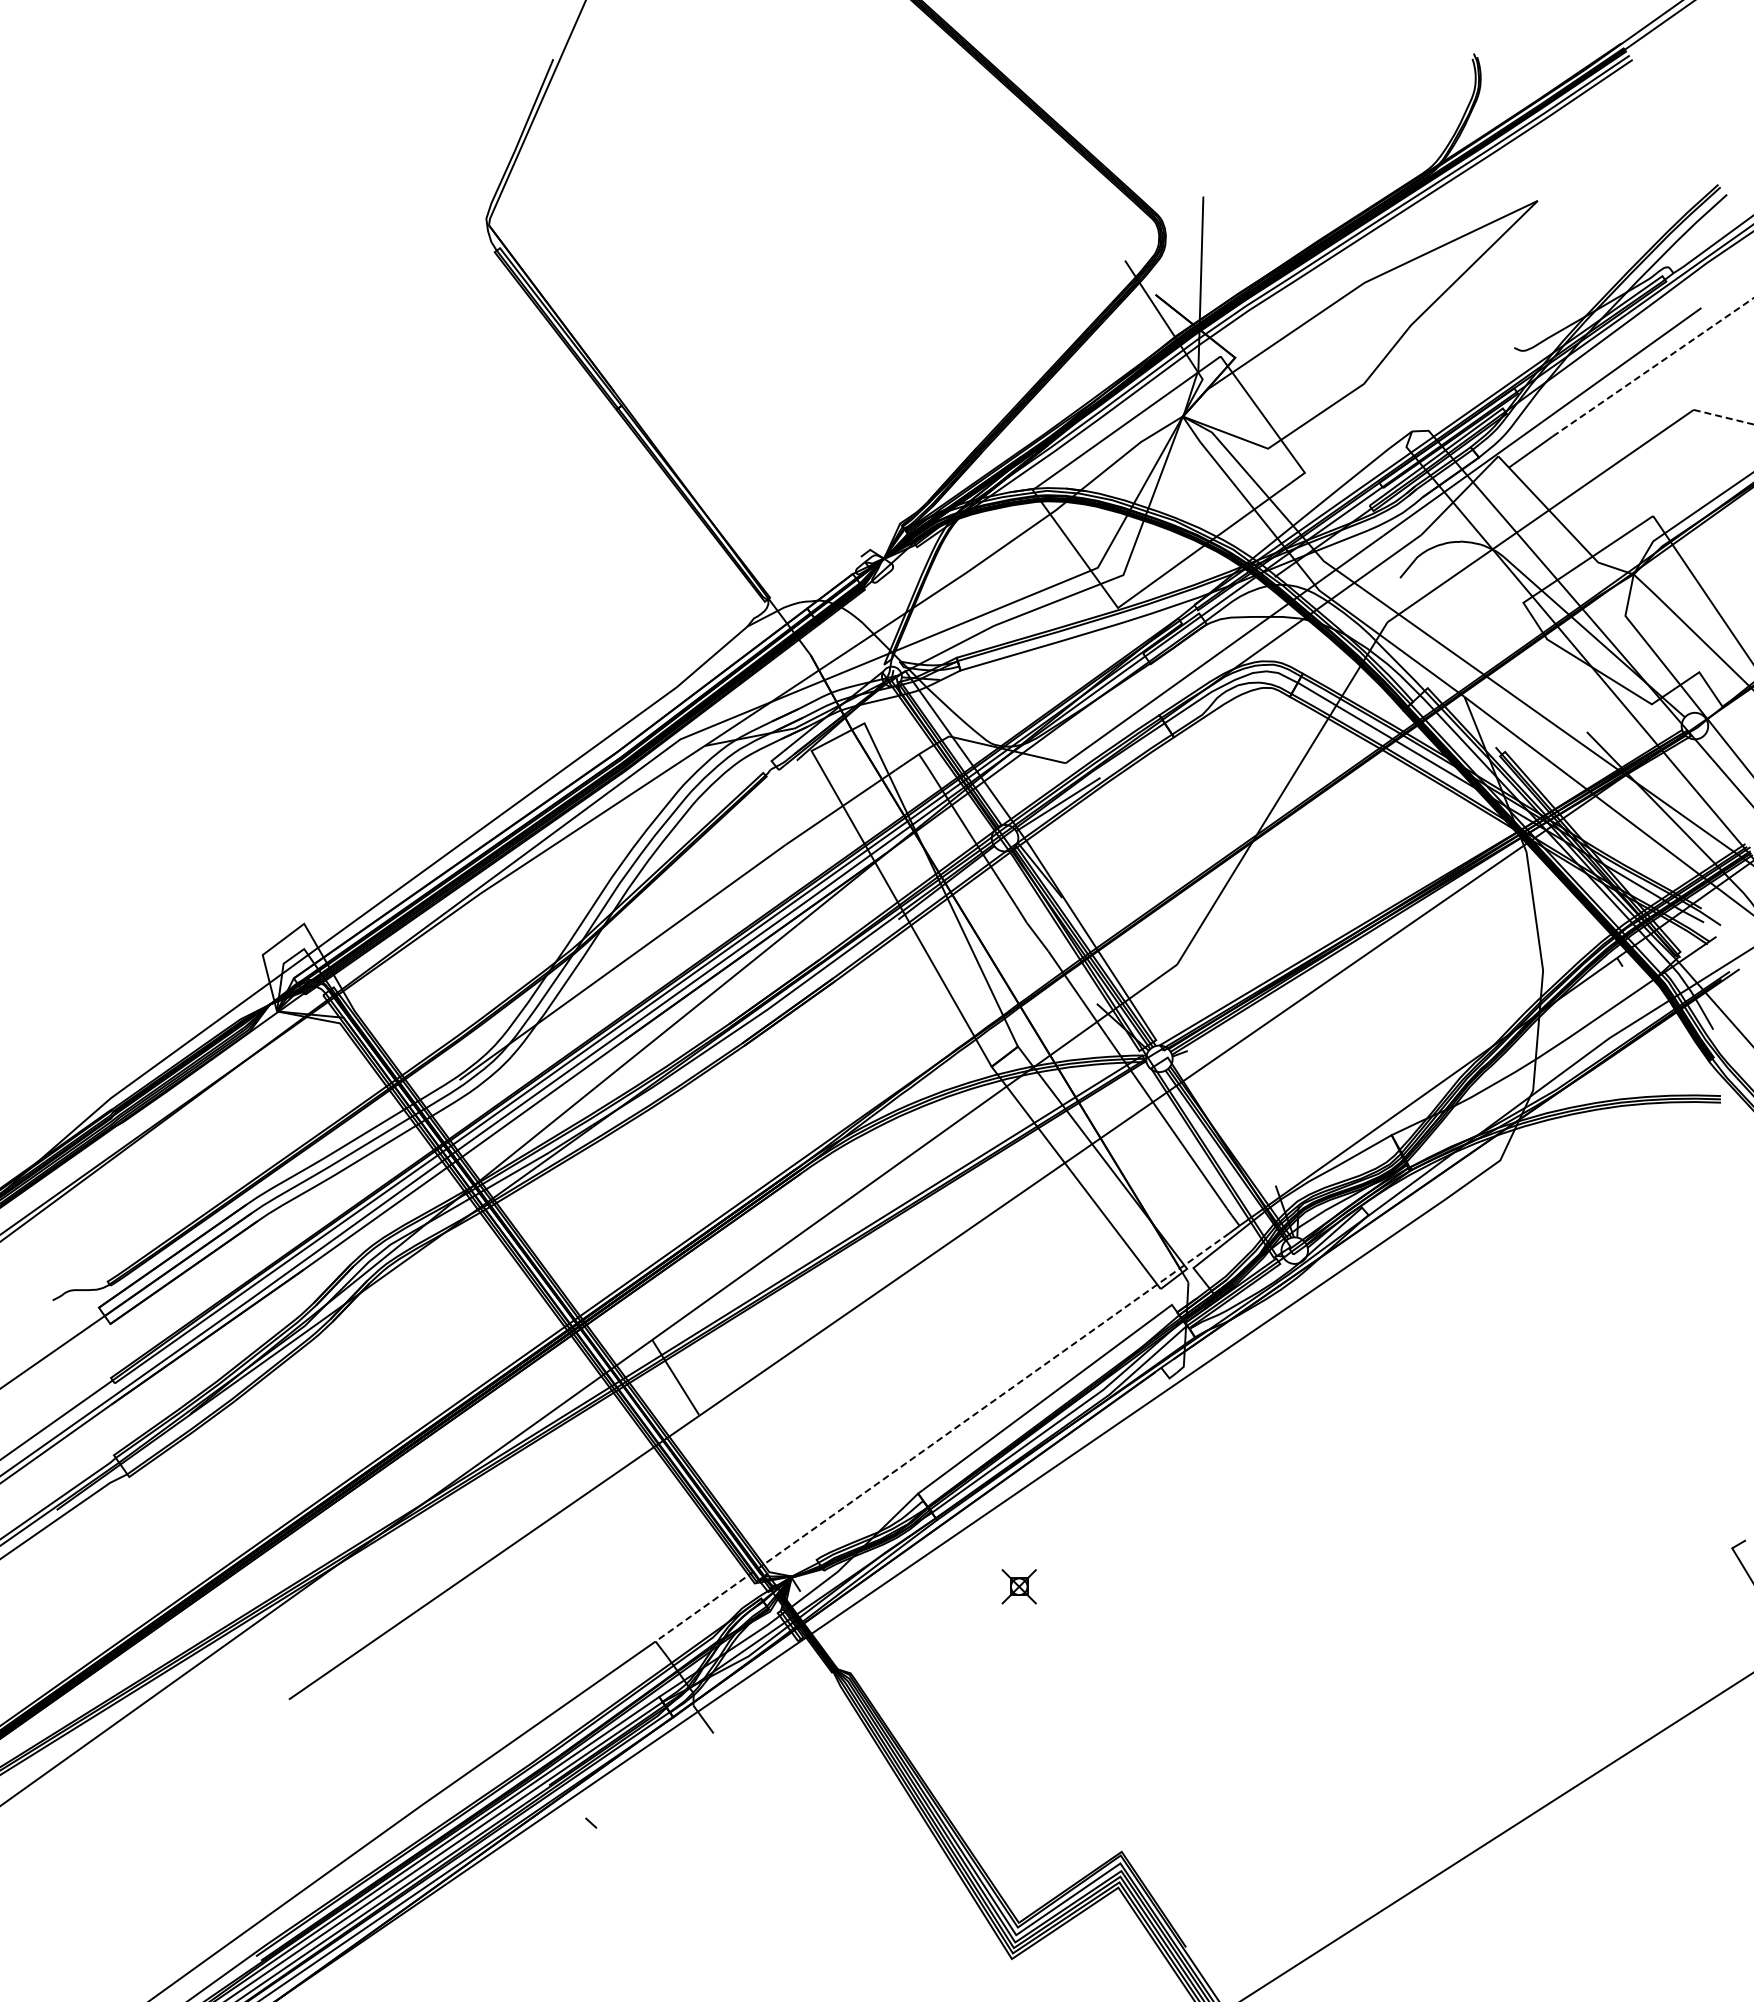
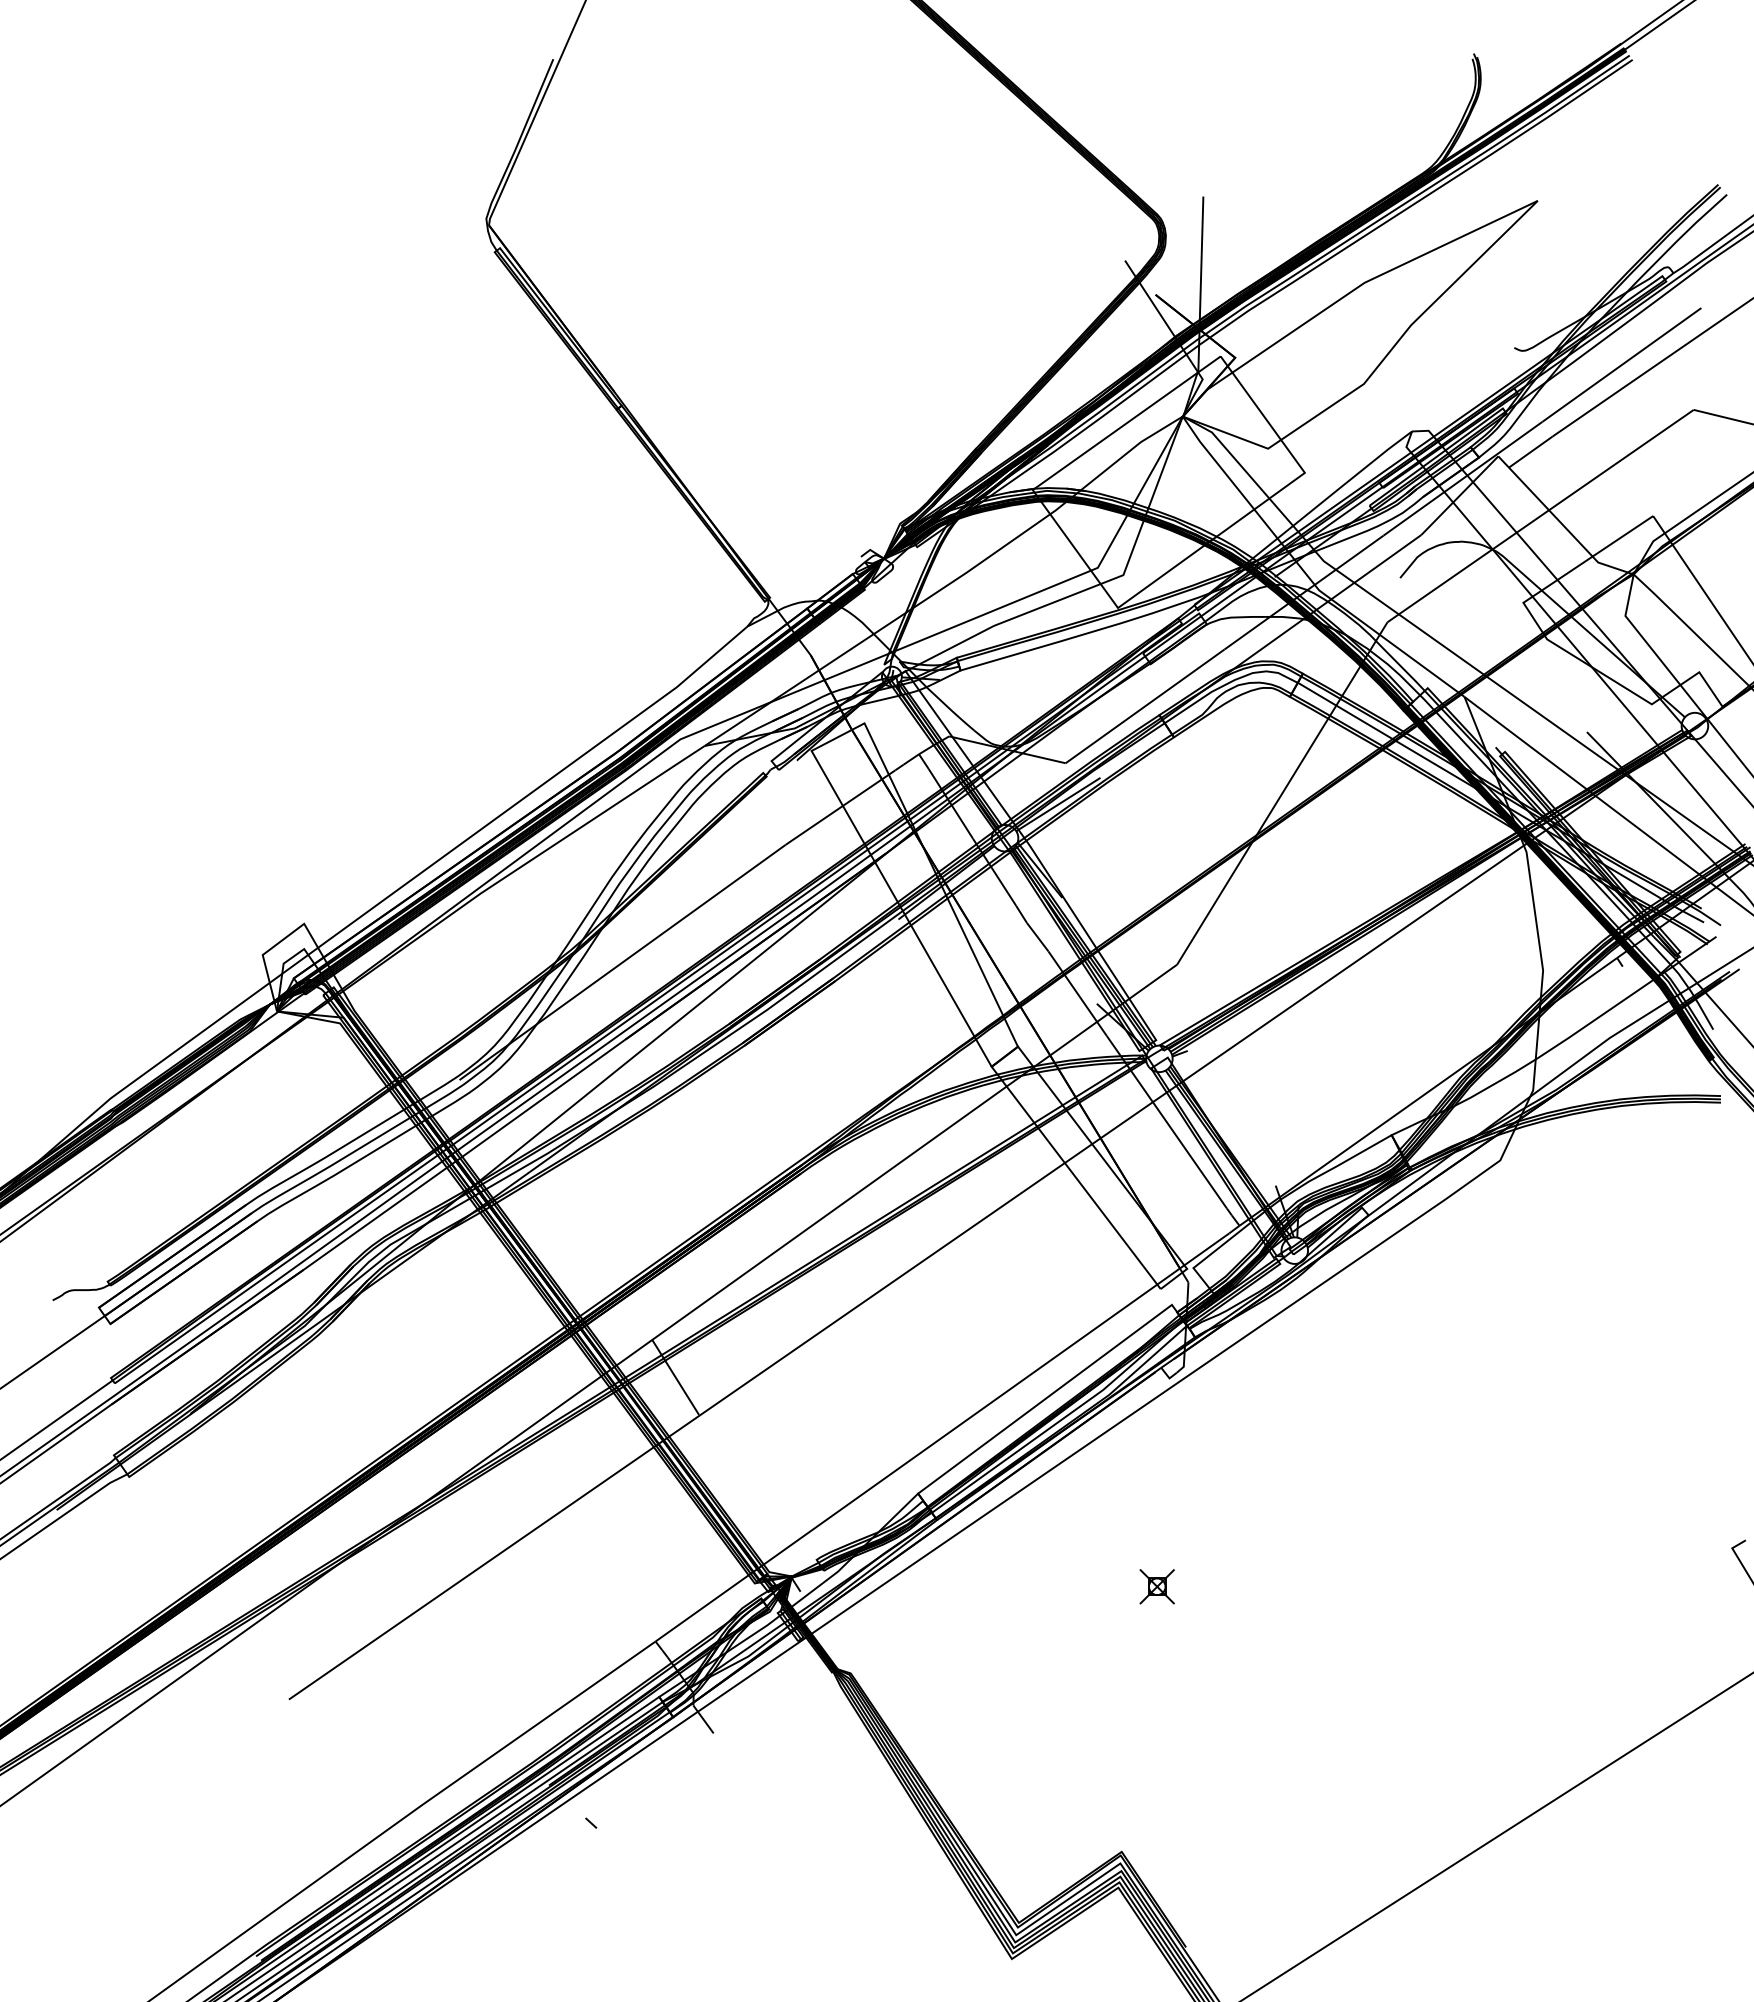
line: dashed -> solid (1653, 367)
line: dashed -> solid (1723, 417)
line: dashed -> solid (942, 1437)
part position: (1018, 1586) -> (1156, 1586) (1156, 1586)
